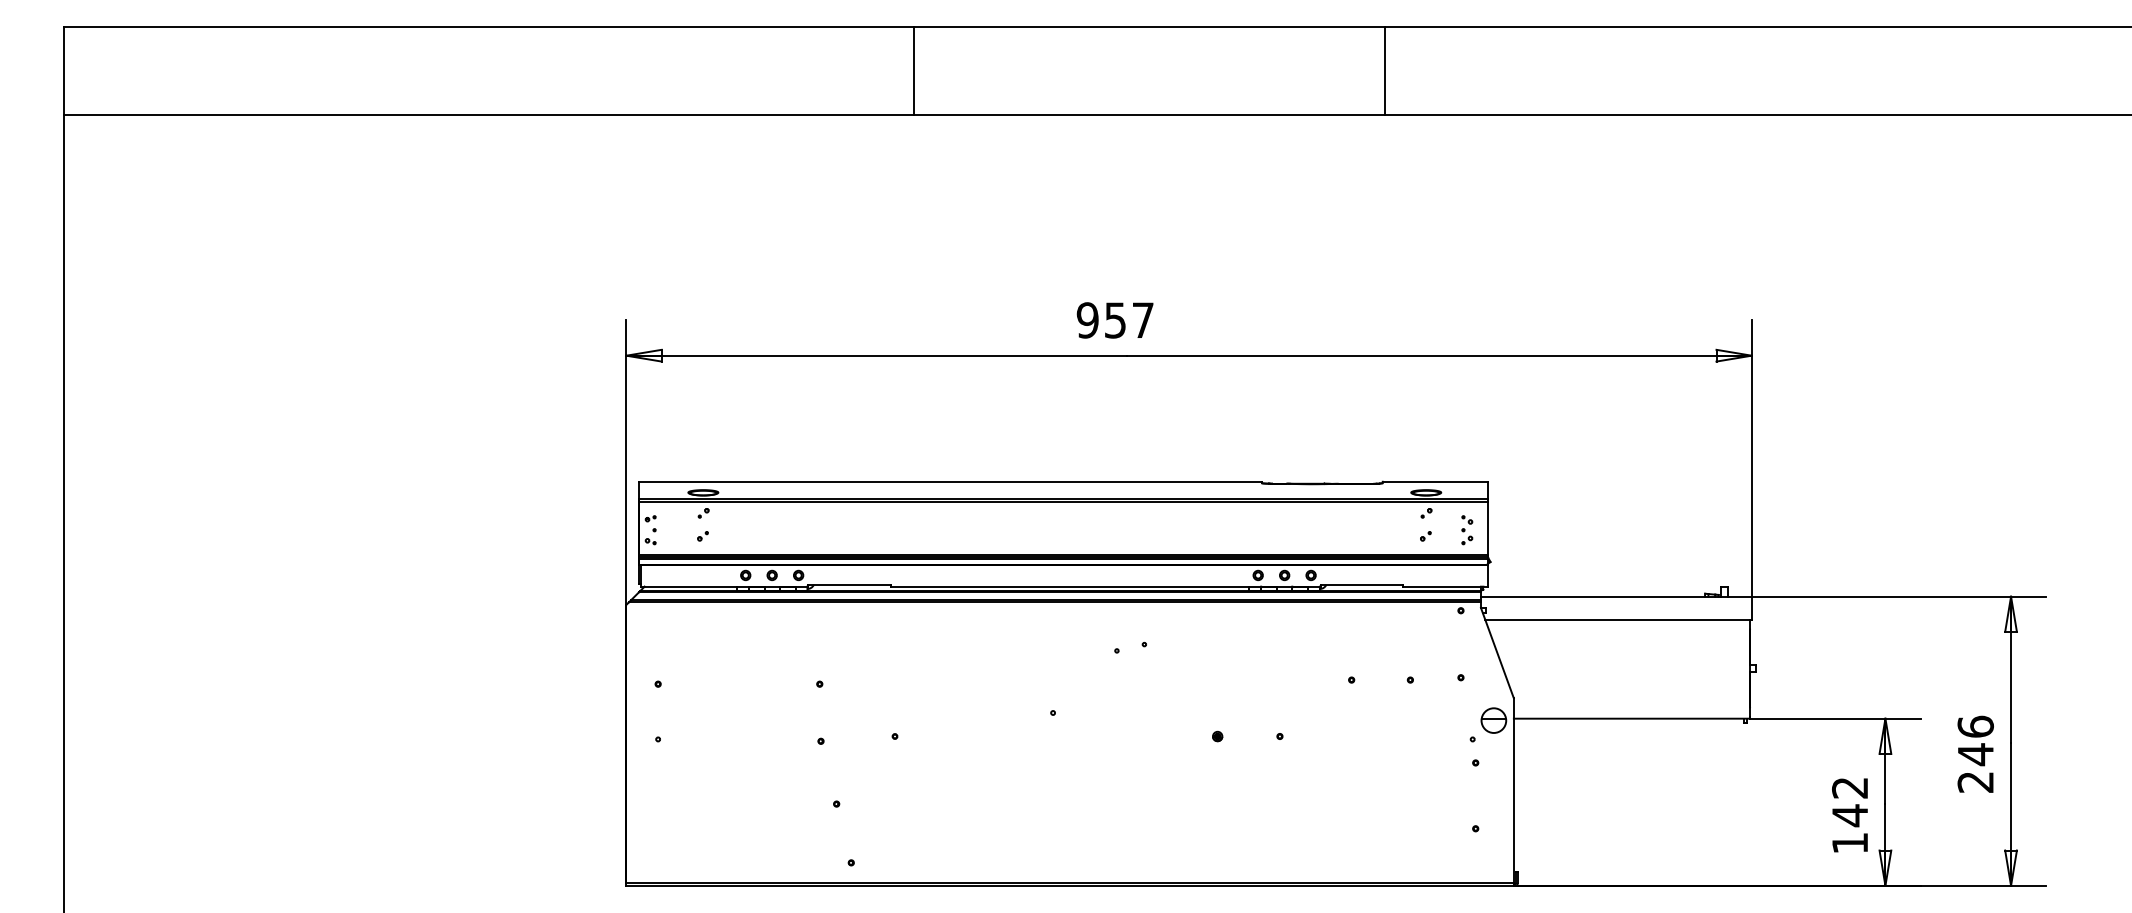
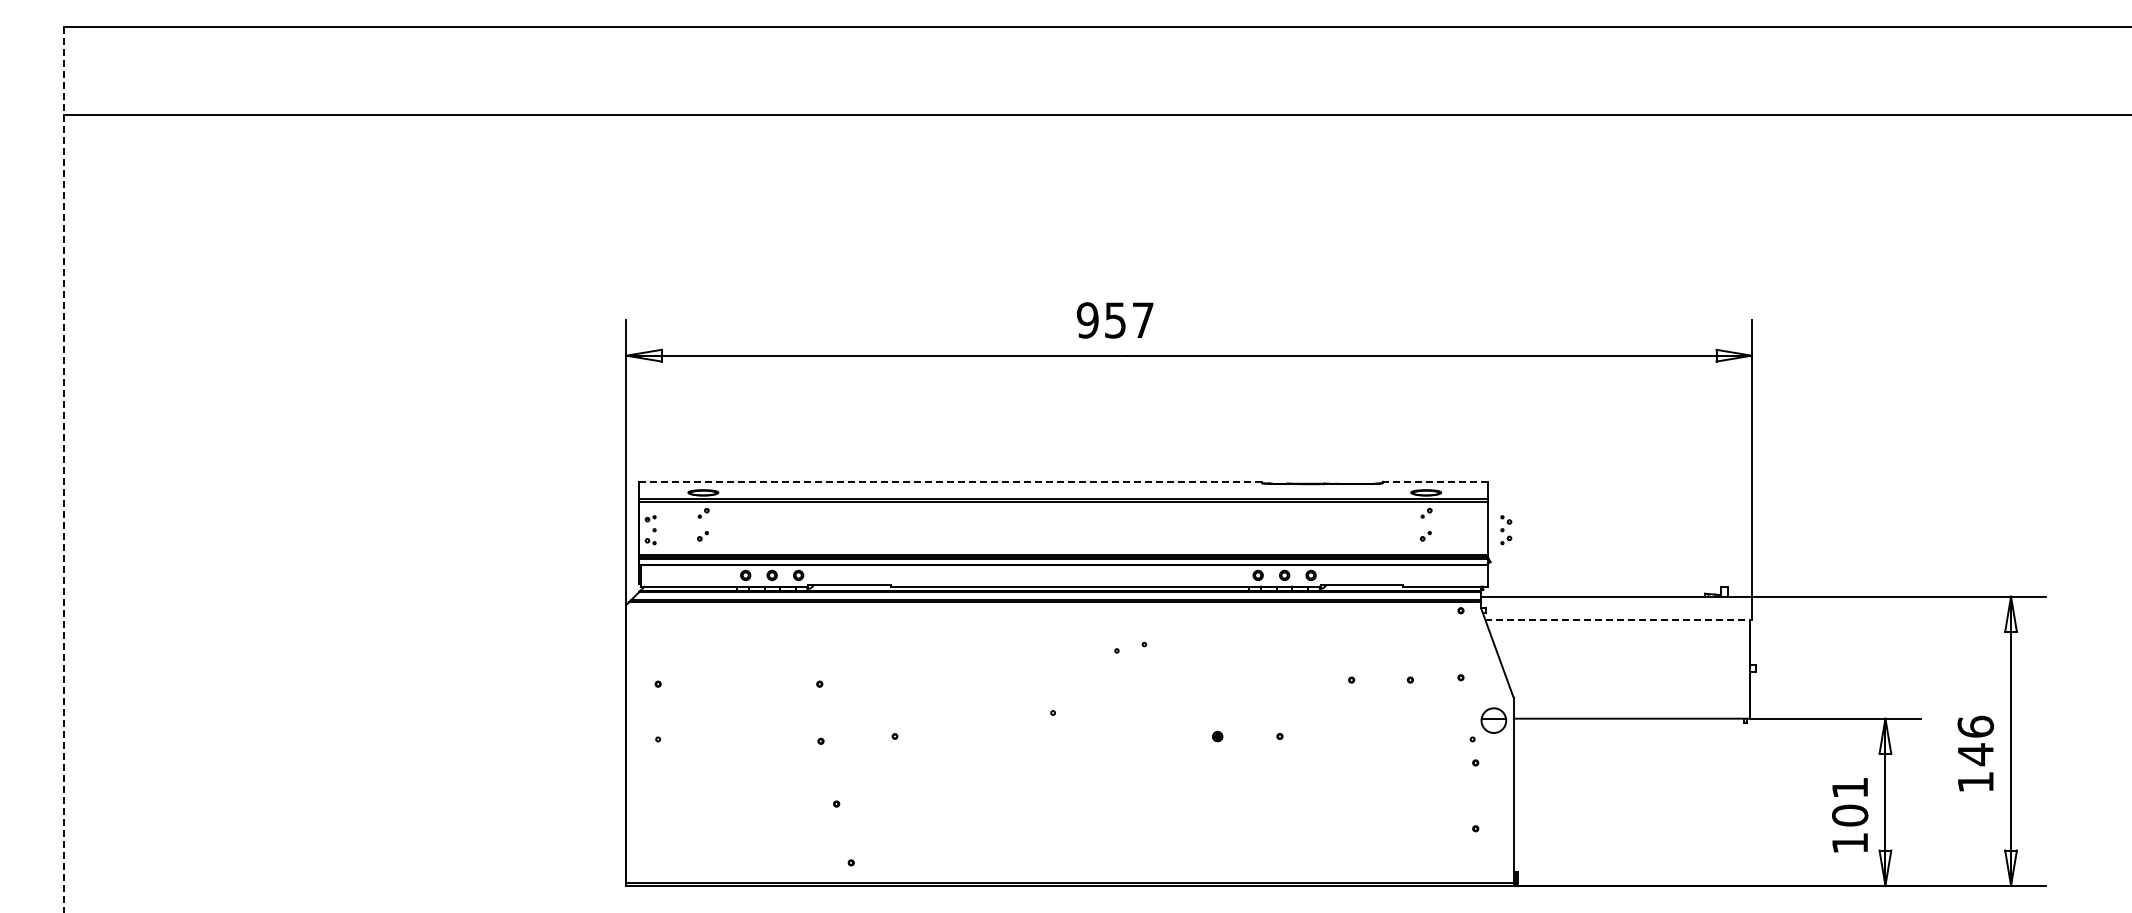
line: present -> none (914, 71)
line: present -> none (1384, 71)
line: solid -> dashed (63, 470)
line: solid -> dashed (949, 481)
line: solid -> dashed (1435, 481)
part position: (1467, 530) -> (1506, 530) (1506, 530)
line: solid -> dashed (1619, 620)
text: 246 -> 146 (1975, 782)
text: 142 -> 101 (1850, 802)
